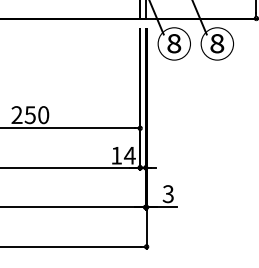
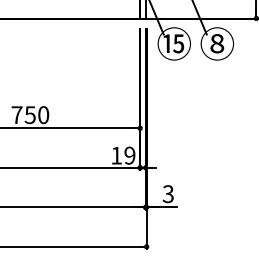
text: ⑧ -> ⑮ (173, 43)
text: 250 -> 750 (16, 114)
text: 14 -> 19 (129, 155)
